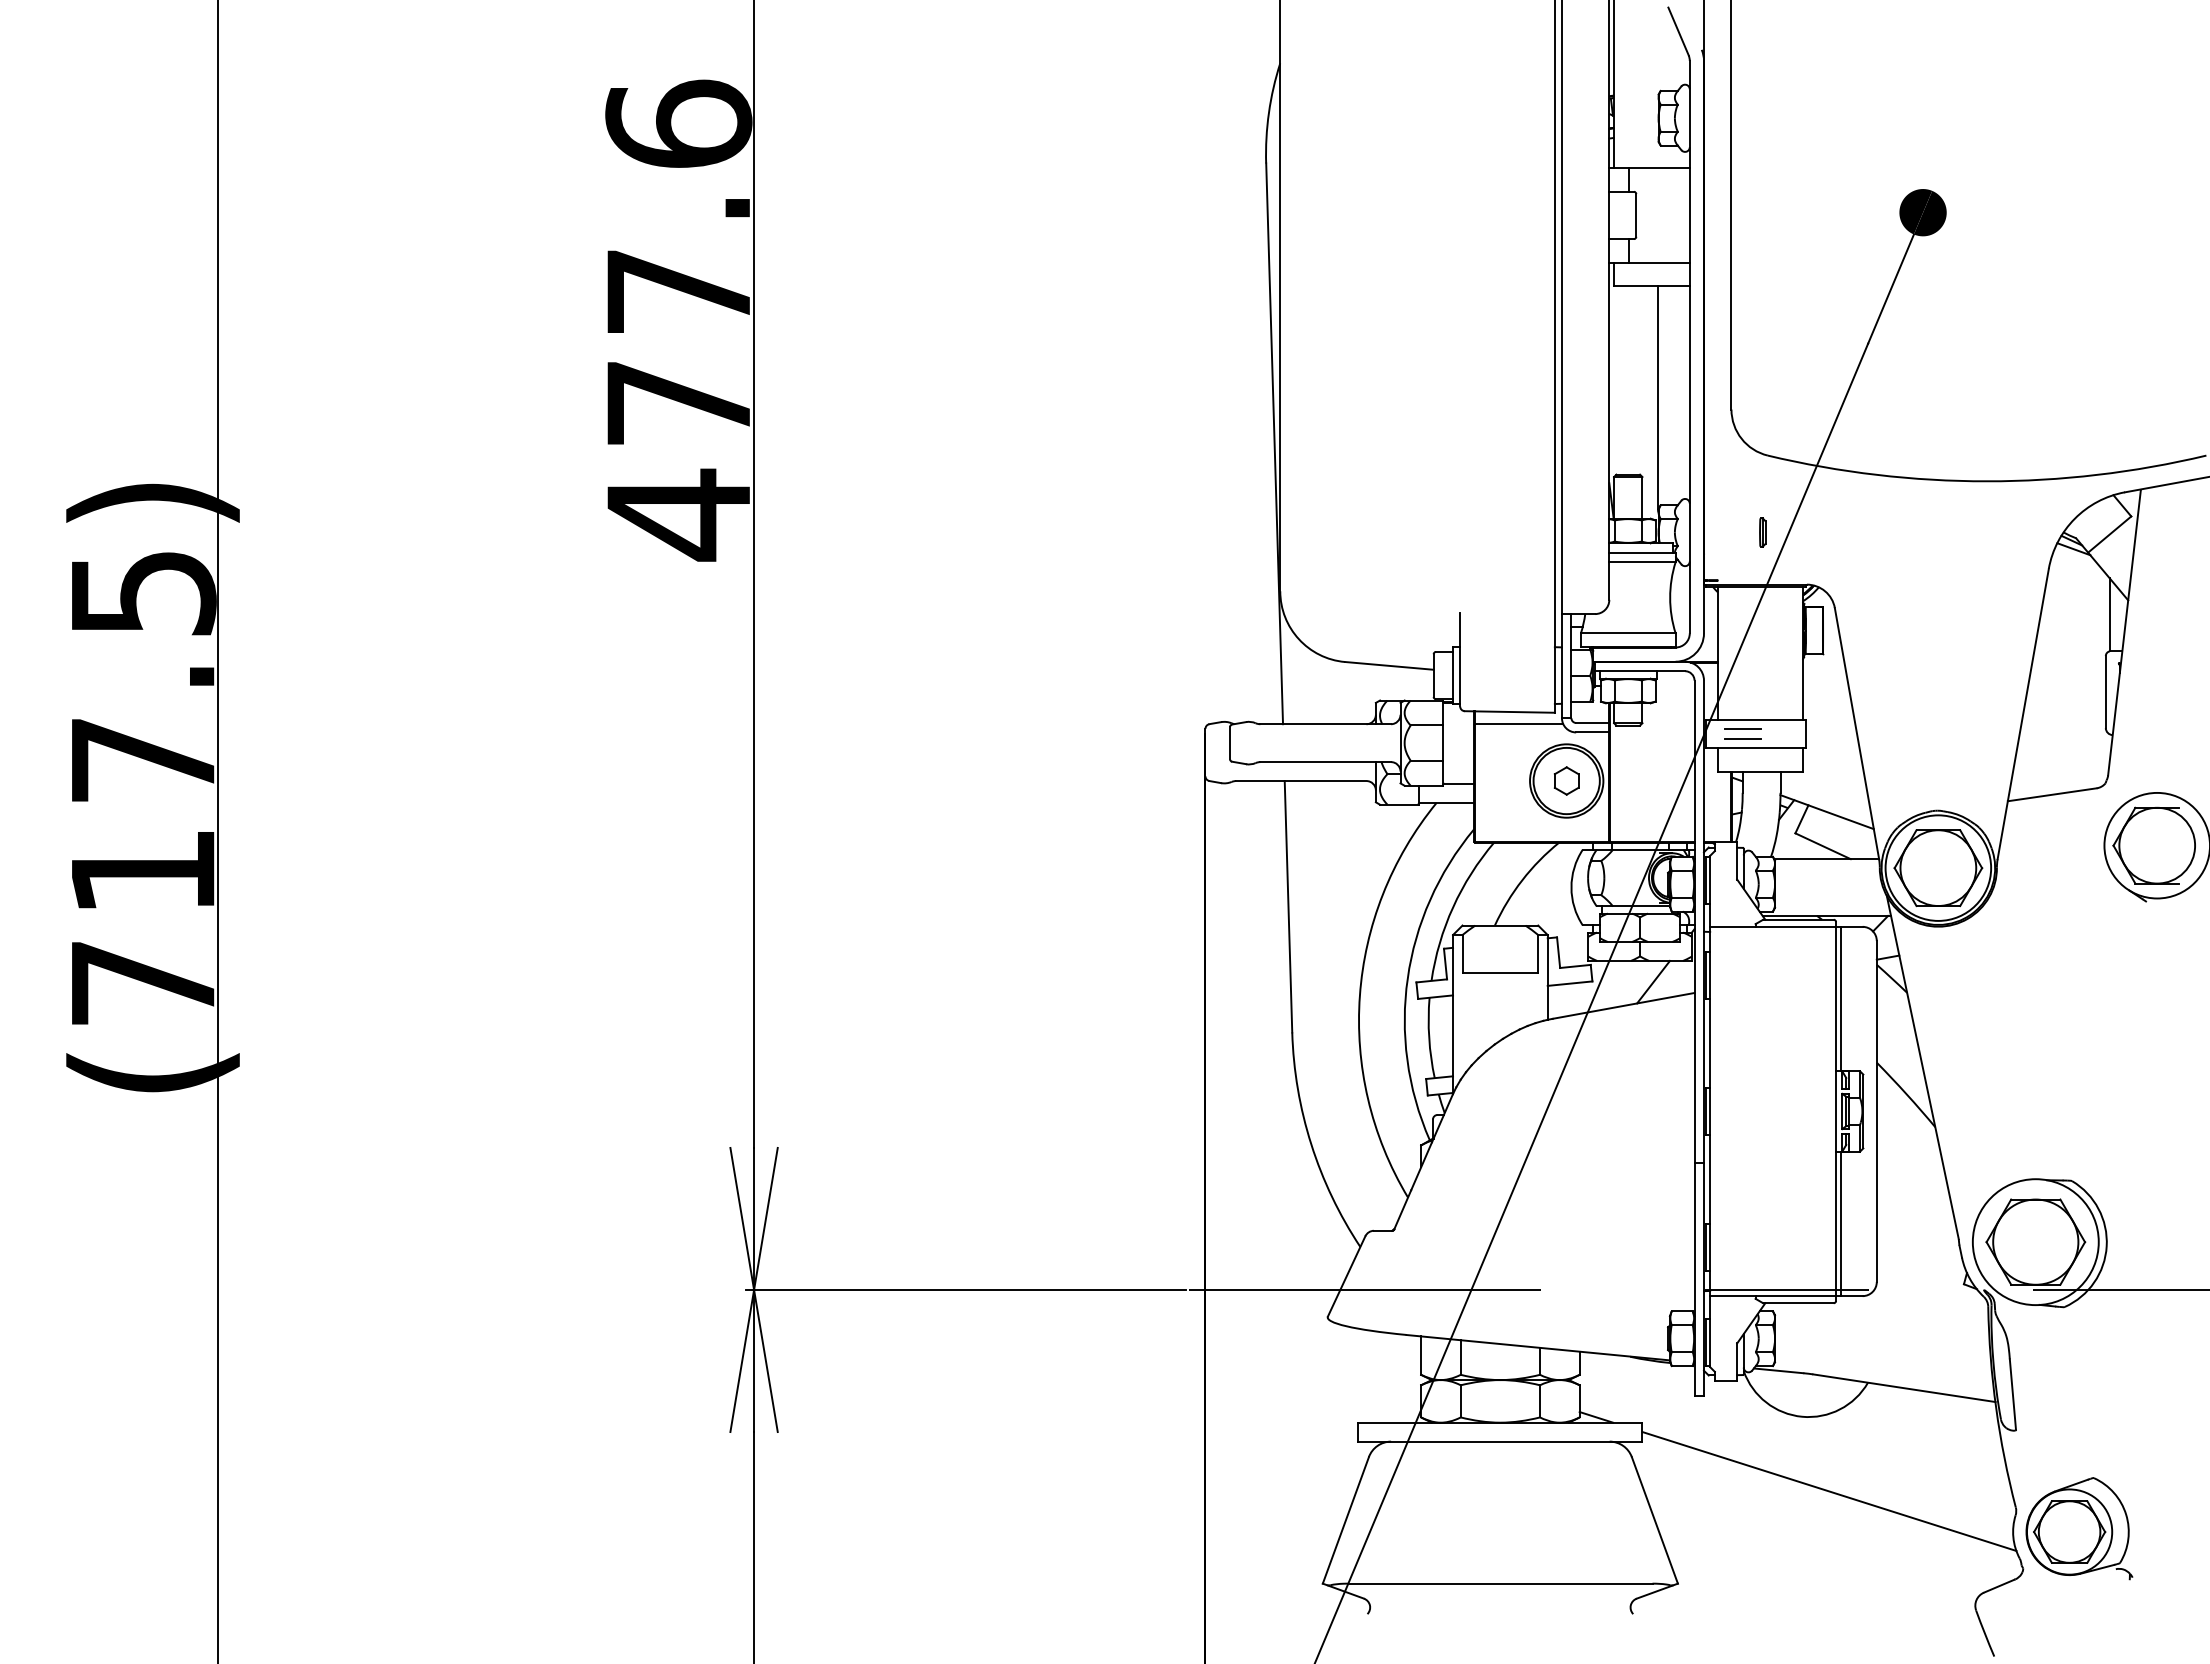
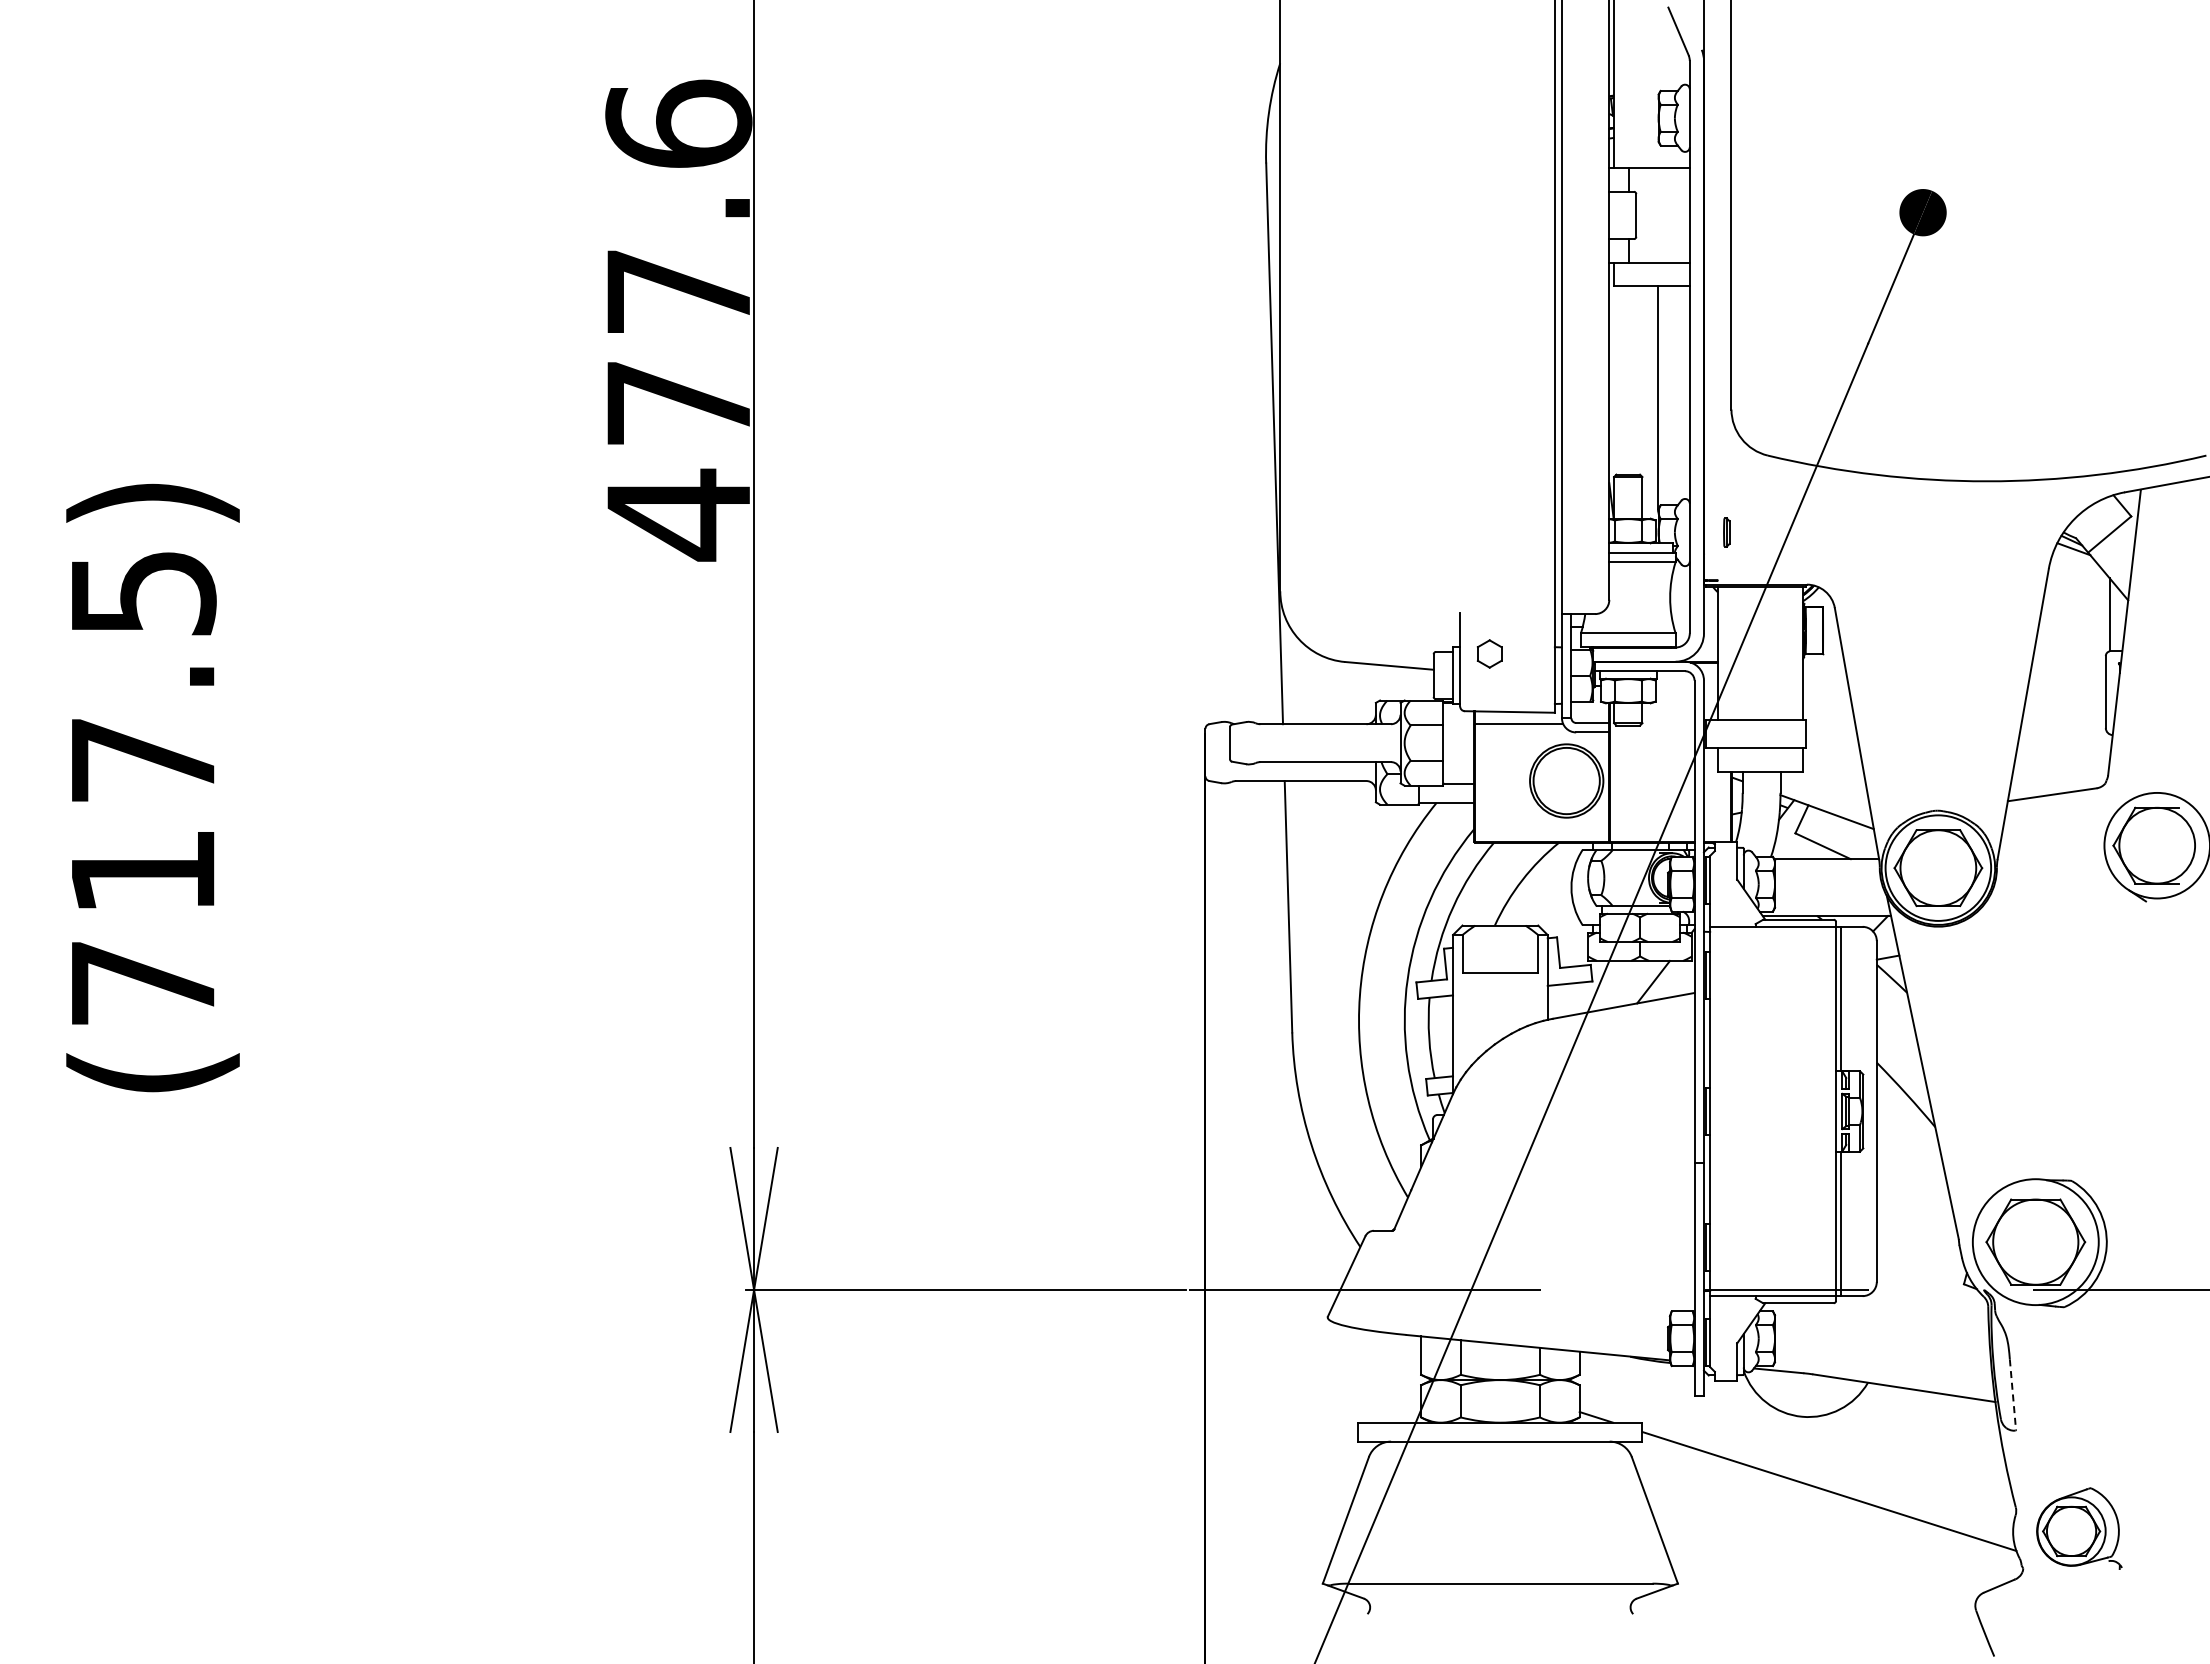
part position: (1762, 532) -> (1726, 532) (1726, 532)
line: present -> none (1742, 729)
line: present -> none (1742, 738)
part position: (1566, 780) -> (1489, 653) (1489, 653)
line: present -> none (218, 831)
line: solid -> dashed (2012, 1395)
part size: 109x104 px -> 87x83 px (2079, 1528)
